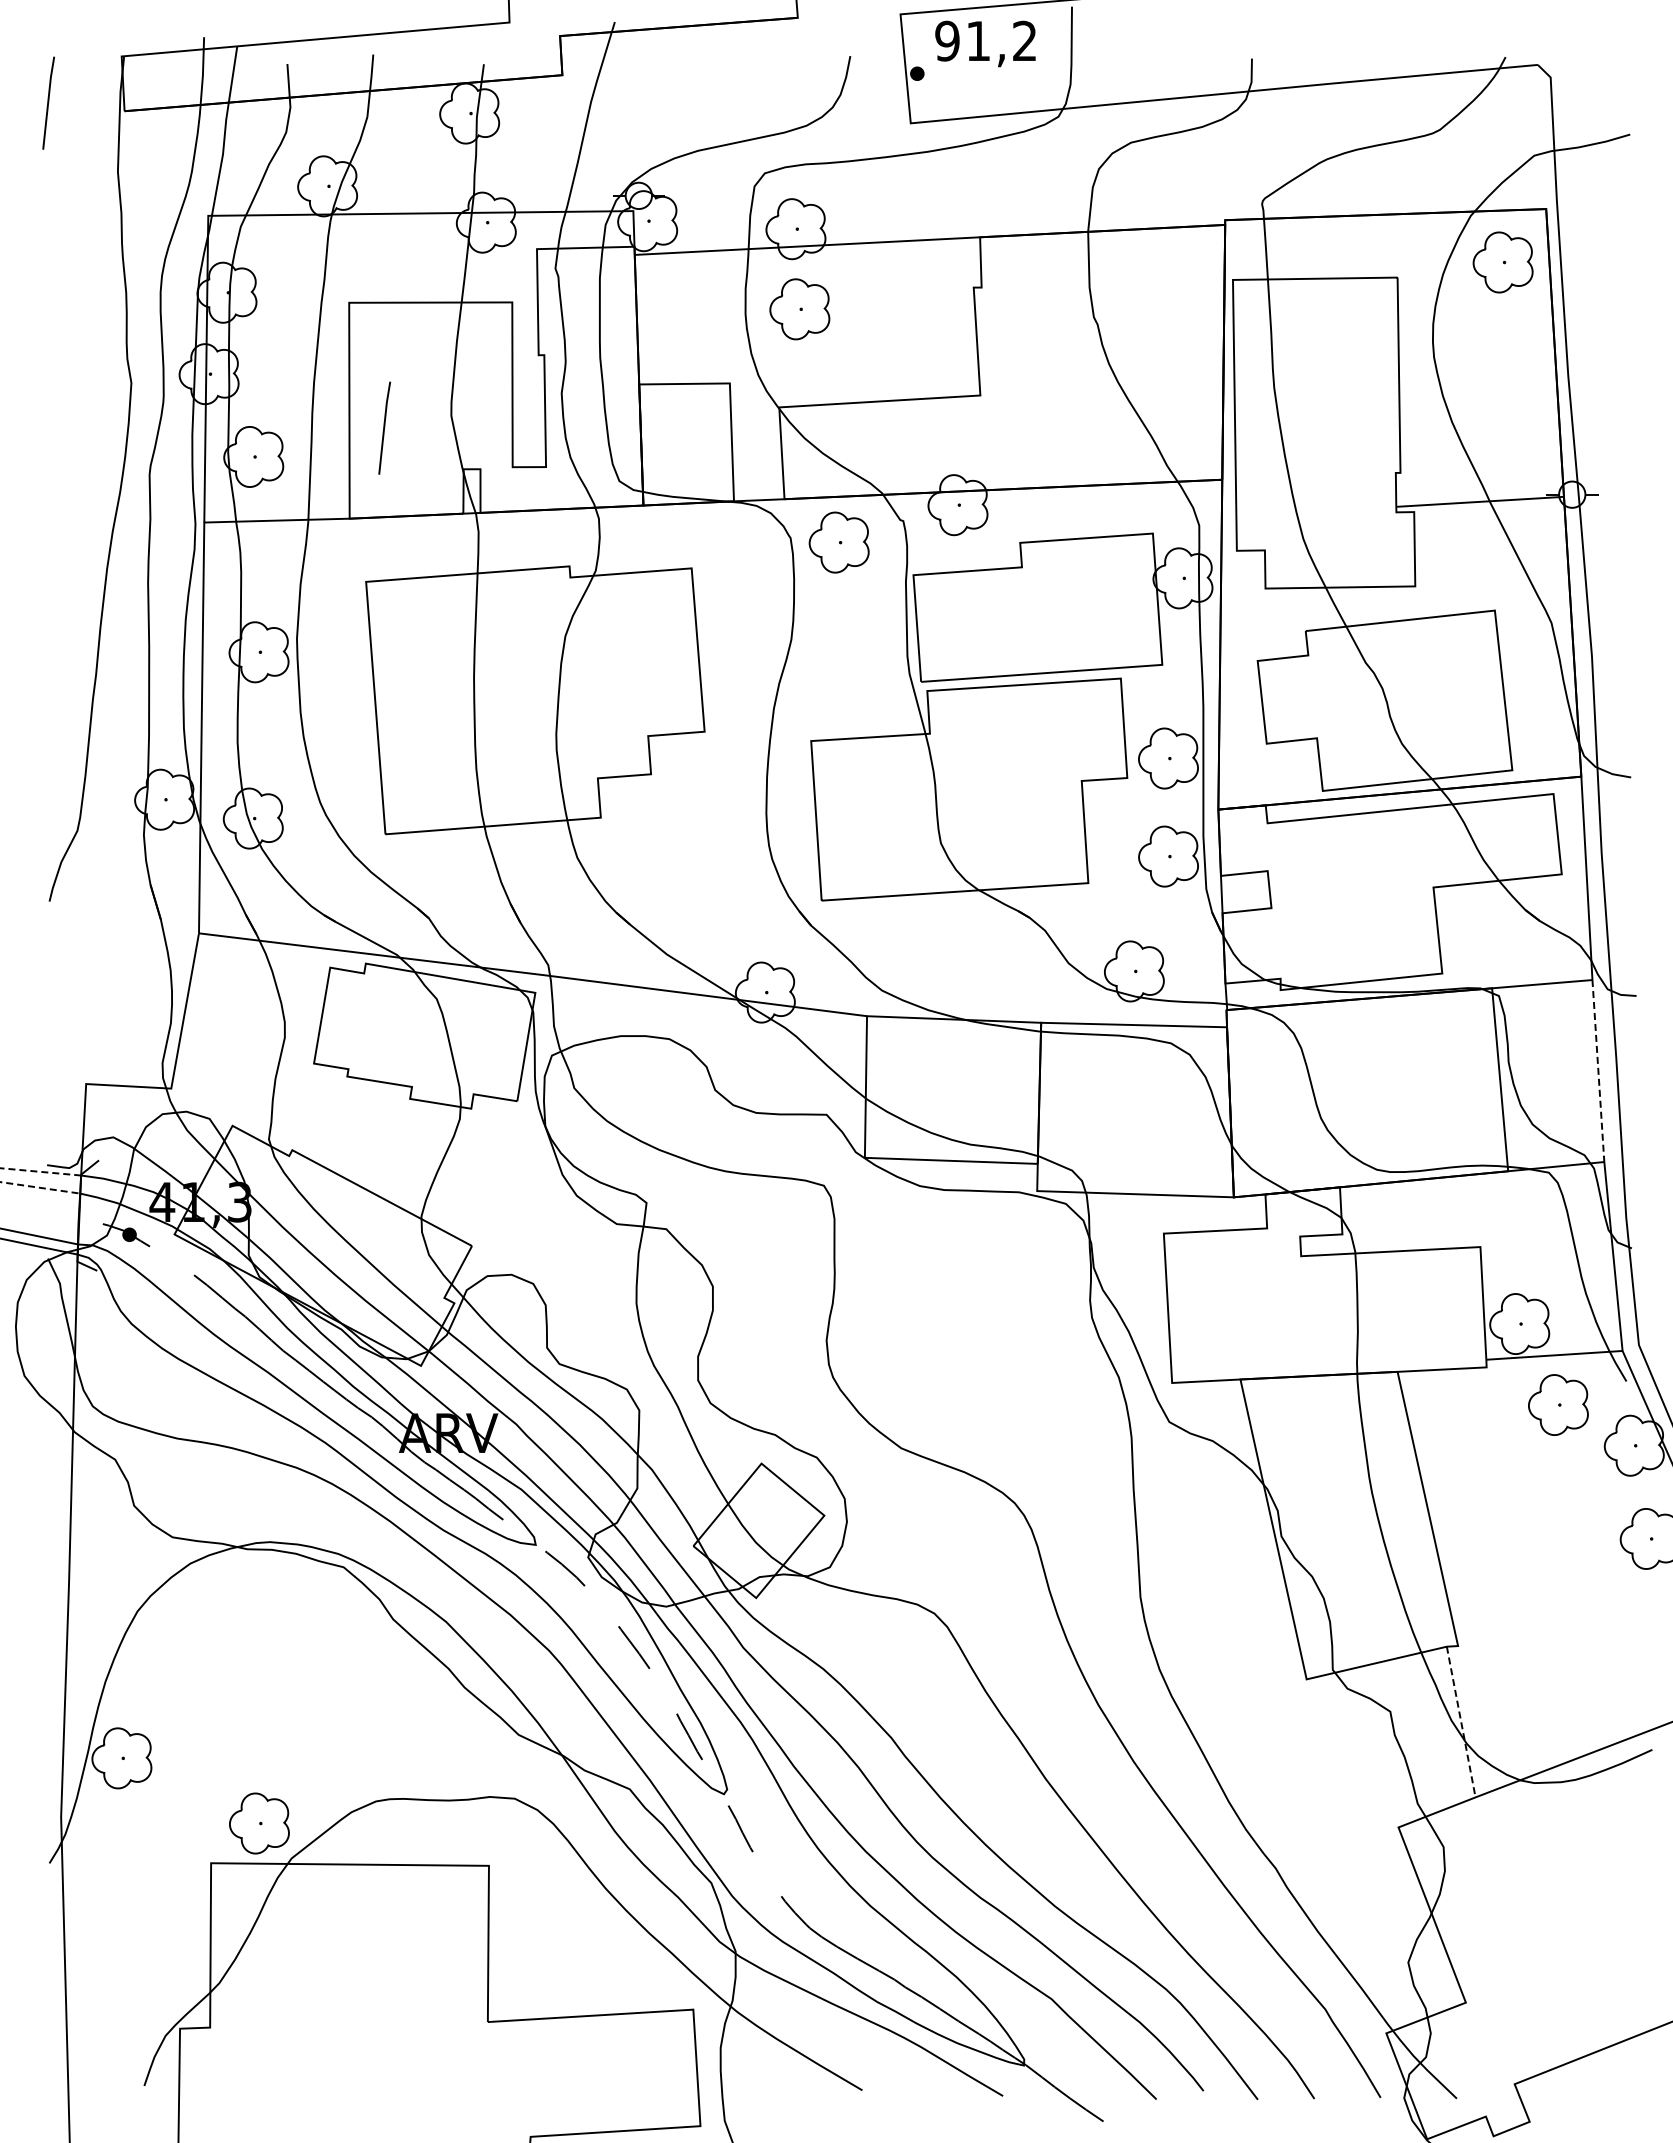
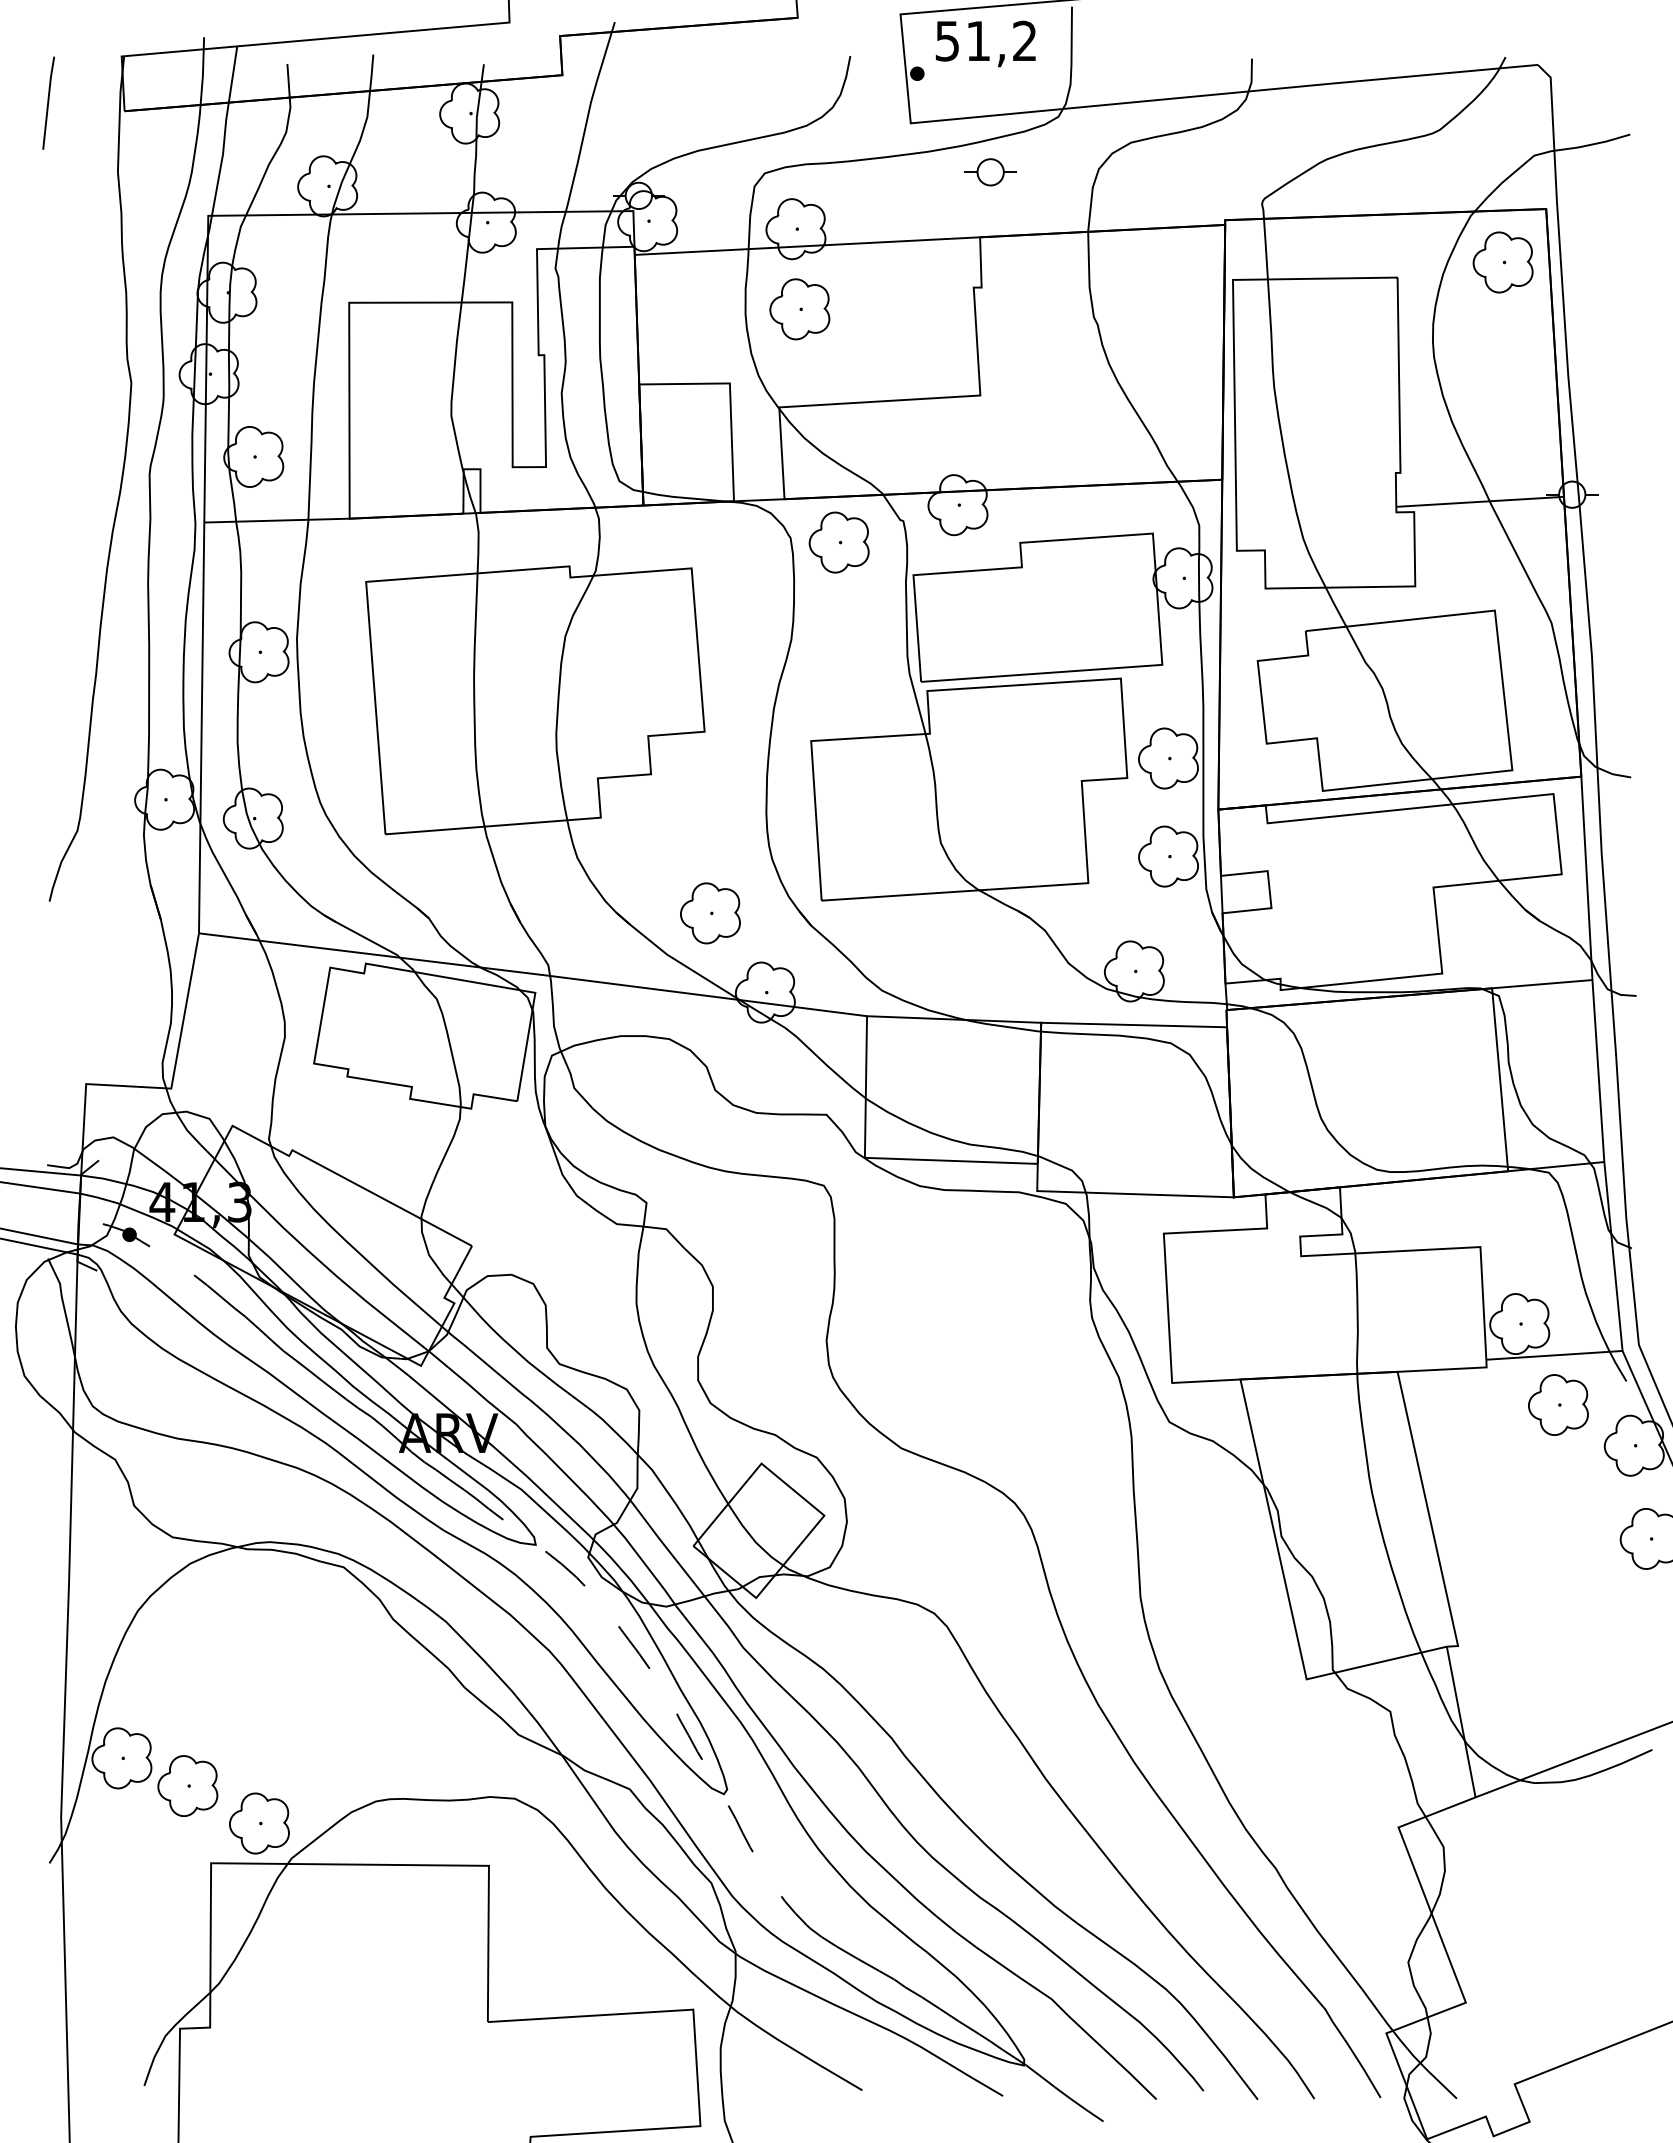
text: 91,2 -> 51,2 (947, 40)
part: none -> present (990, 172)
line: present -> none (384, 427)
part: none -> present (710, 913)
line: dashed -> solid (1598, 1071)
line: dashed -> solid (40, 1171)
line: dashed -> solid (40, 1187)
line: dashed -> solid (1461, 1722)
part: none -> present (187, 1785)
